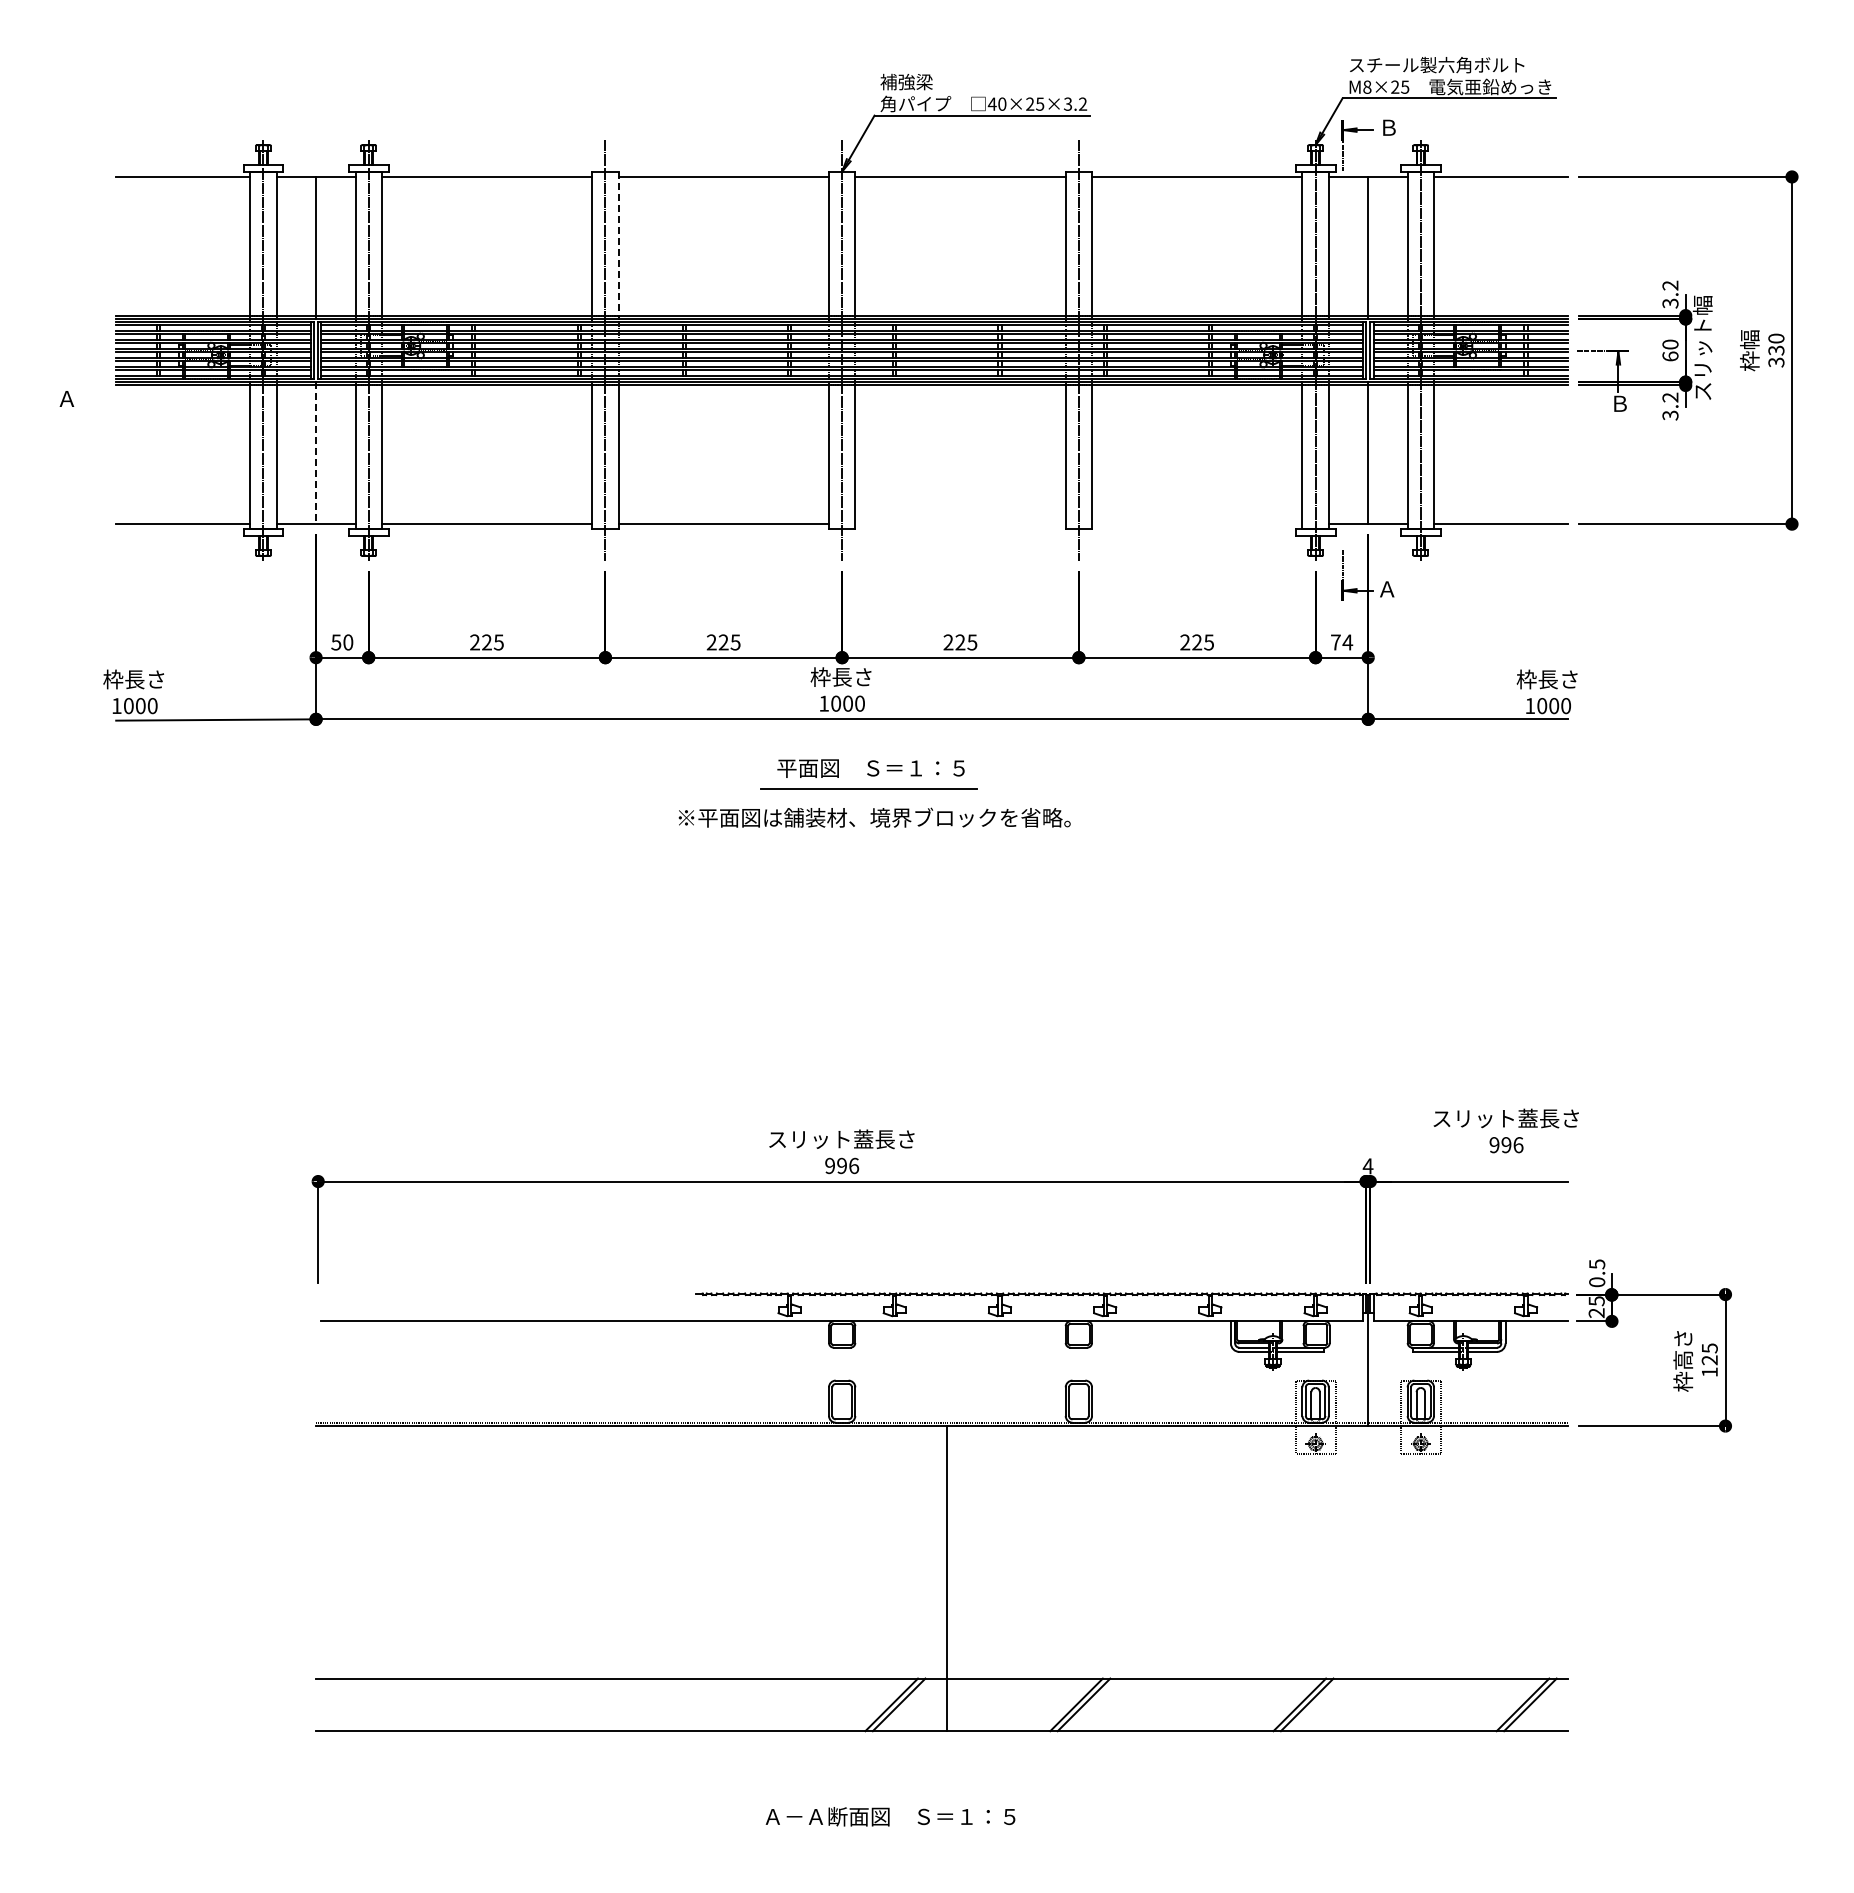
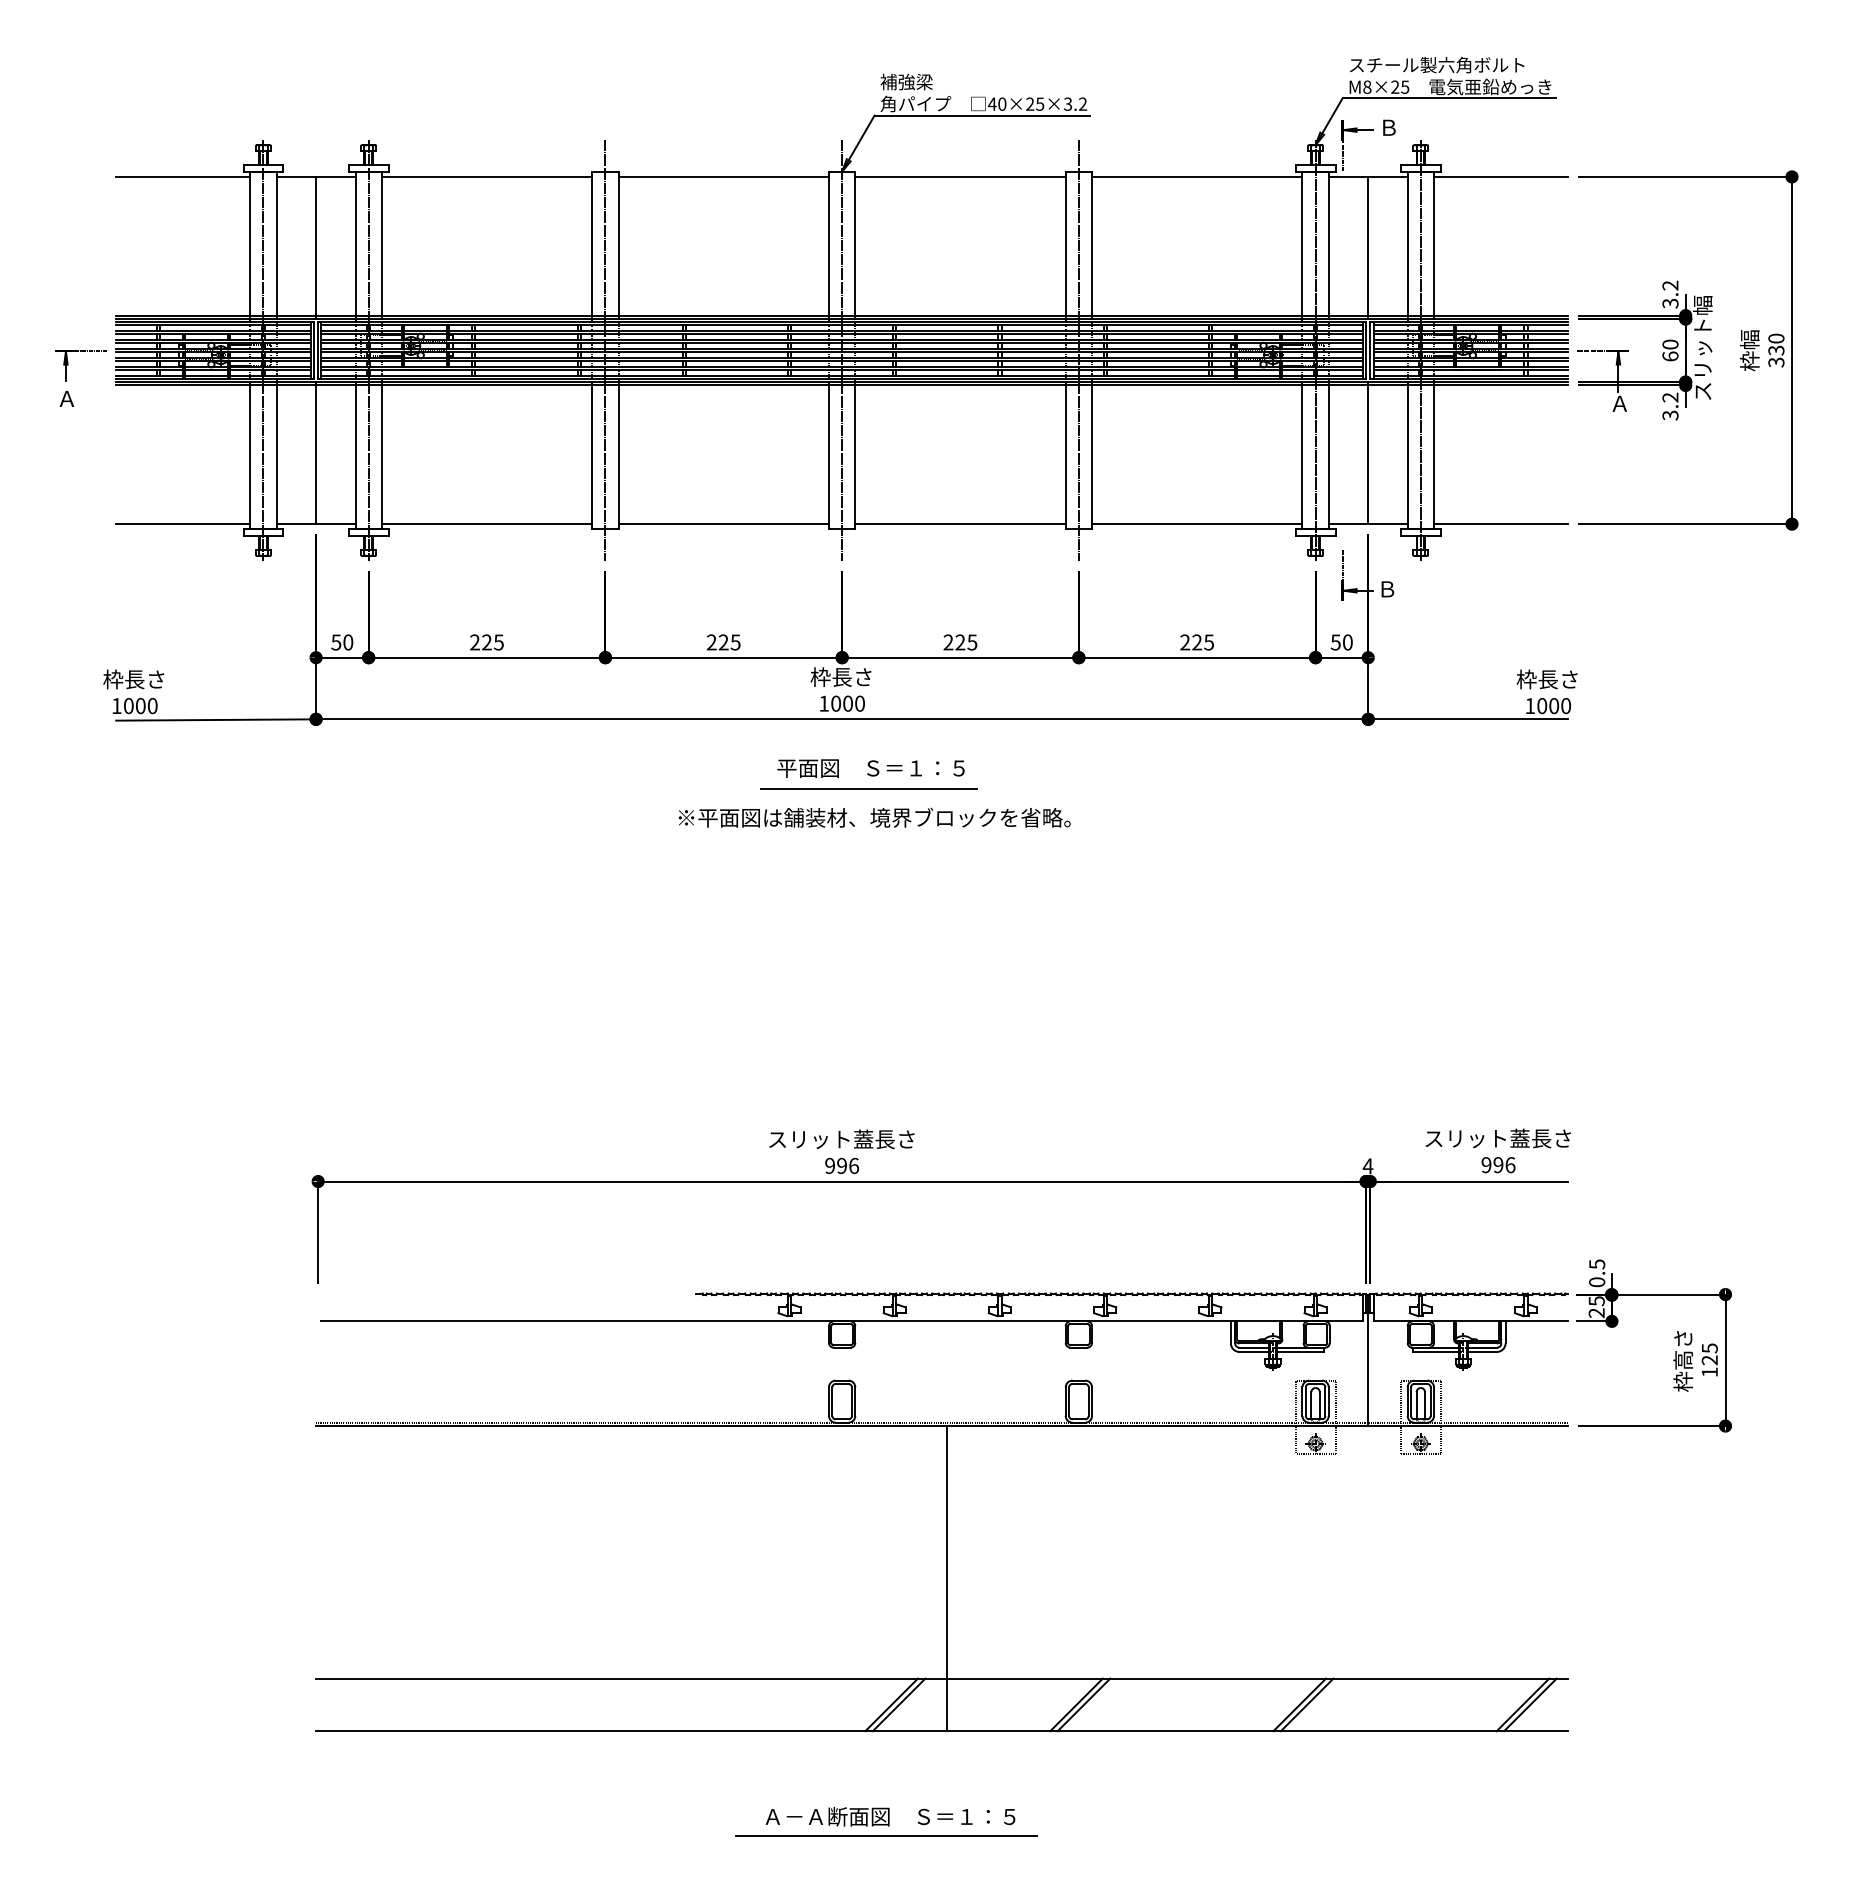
line: dashed -> solid (618, 243)
part: none -> present (68, 365)
text: Ｂ -> Ａ (1619, 403)
line: dashed -> solid (316, 453)
line: none -> present (960, 524)
line: none -> present (1197, 524)
text: Ａ -> Ｂ (1387, 589)
text: 74 -> 50 (1341, 642)
text position: (1505, 1130) -> (1497, 1150) (1497, 1150)
line: none -> present (886, 1836)
